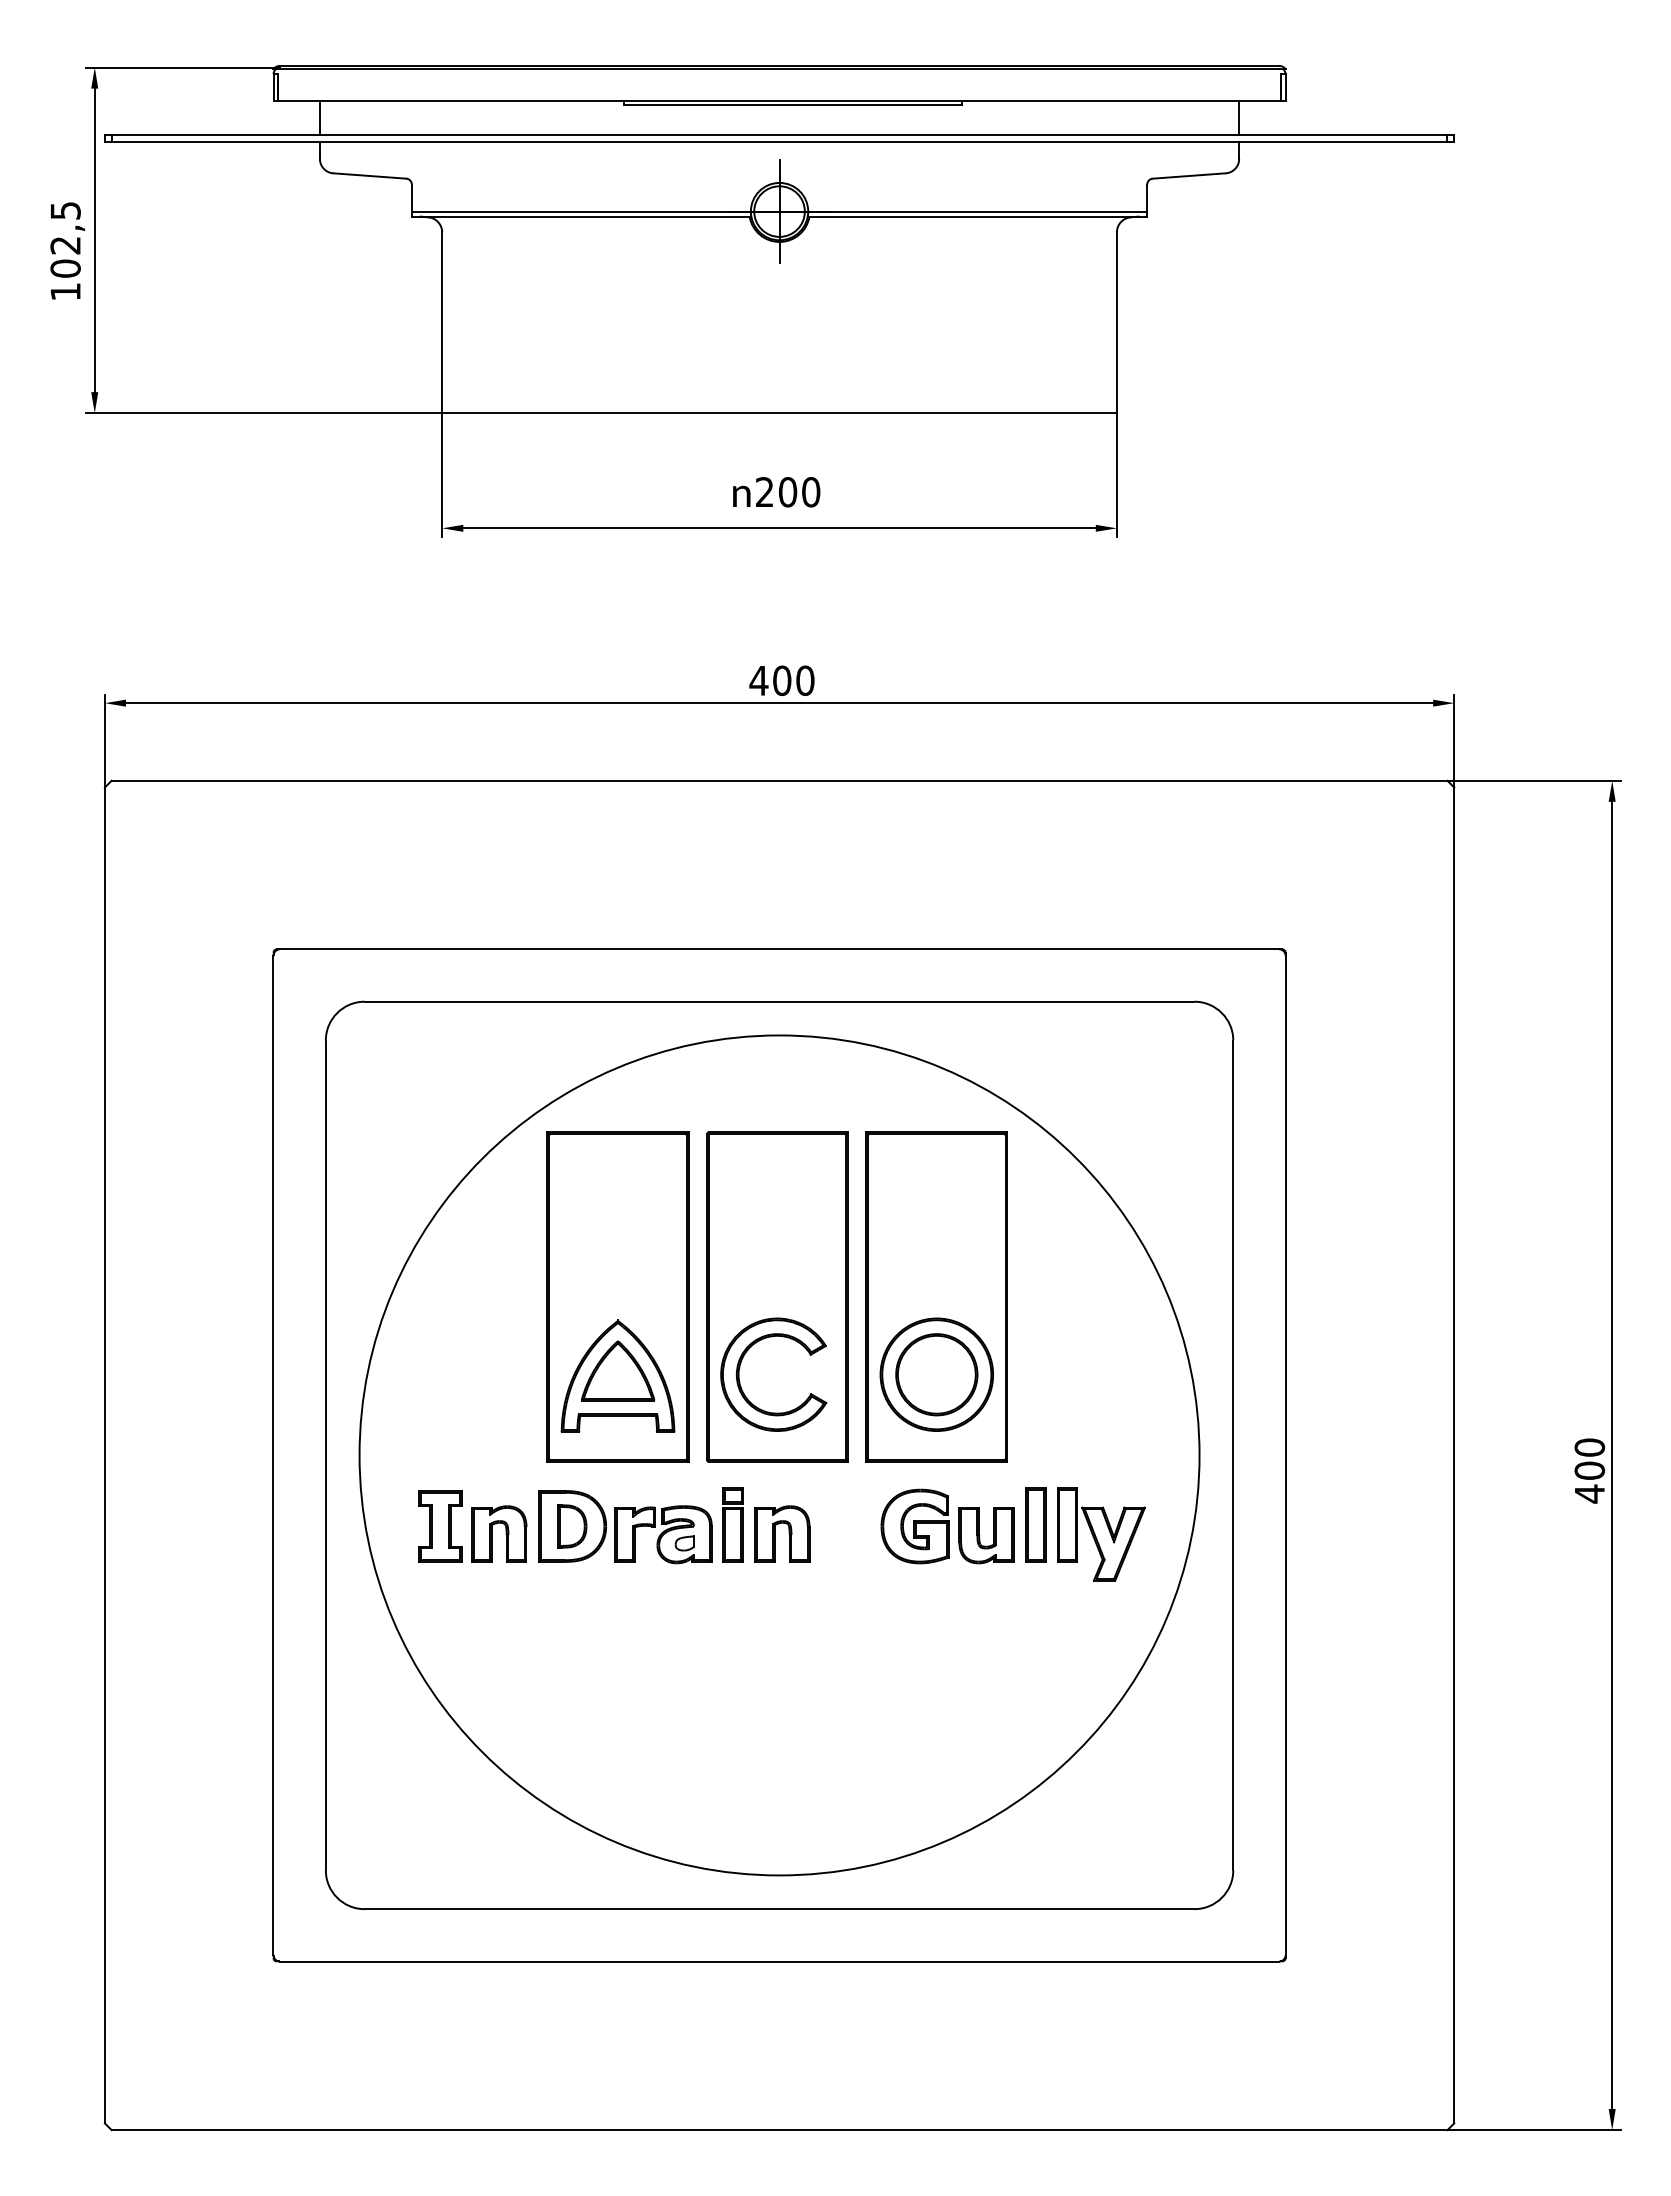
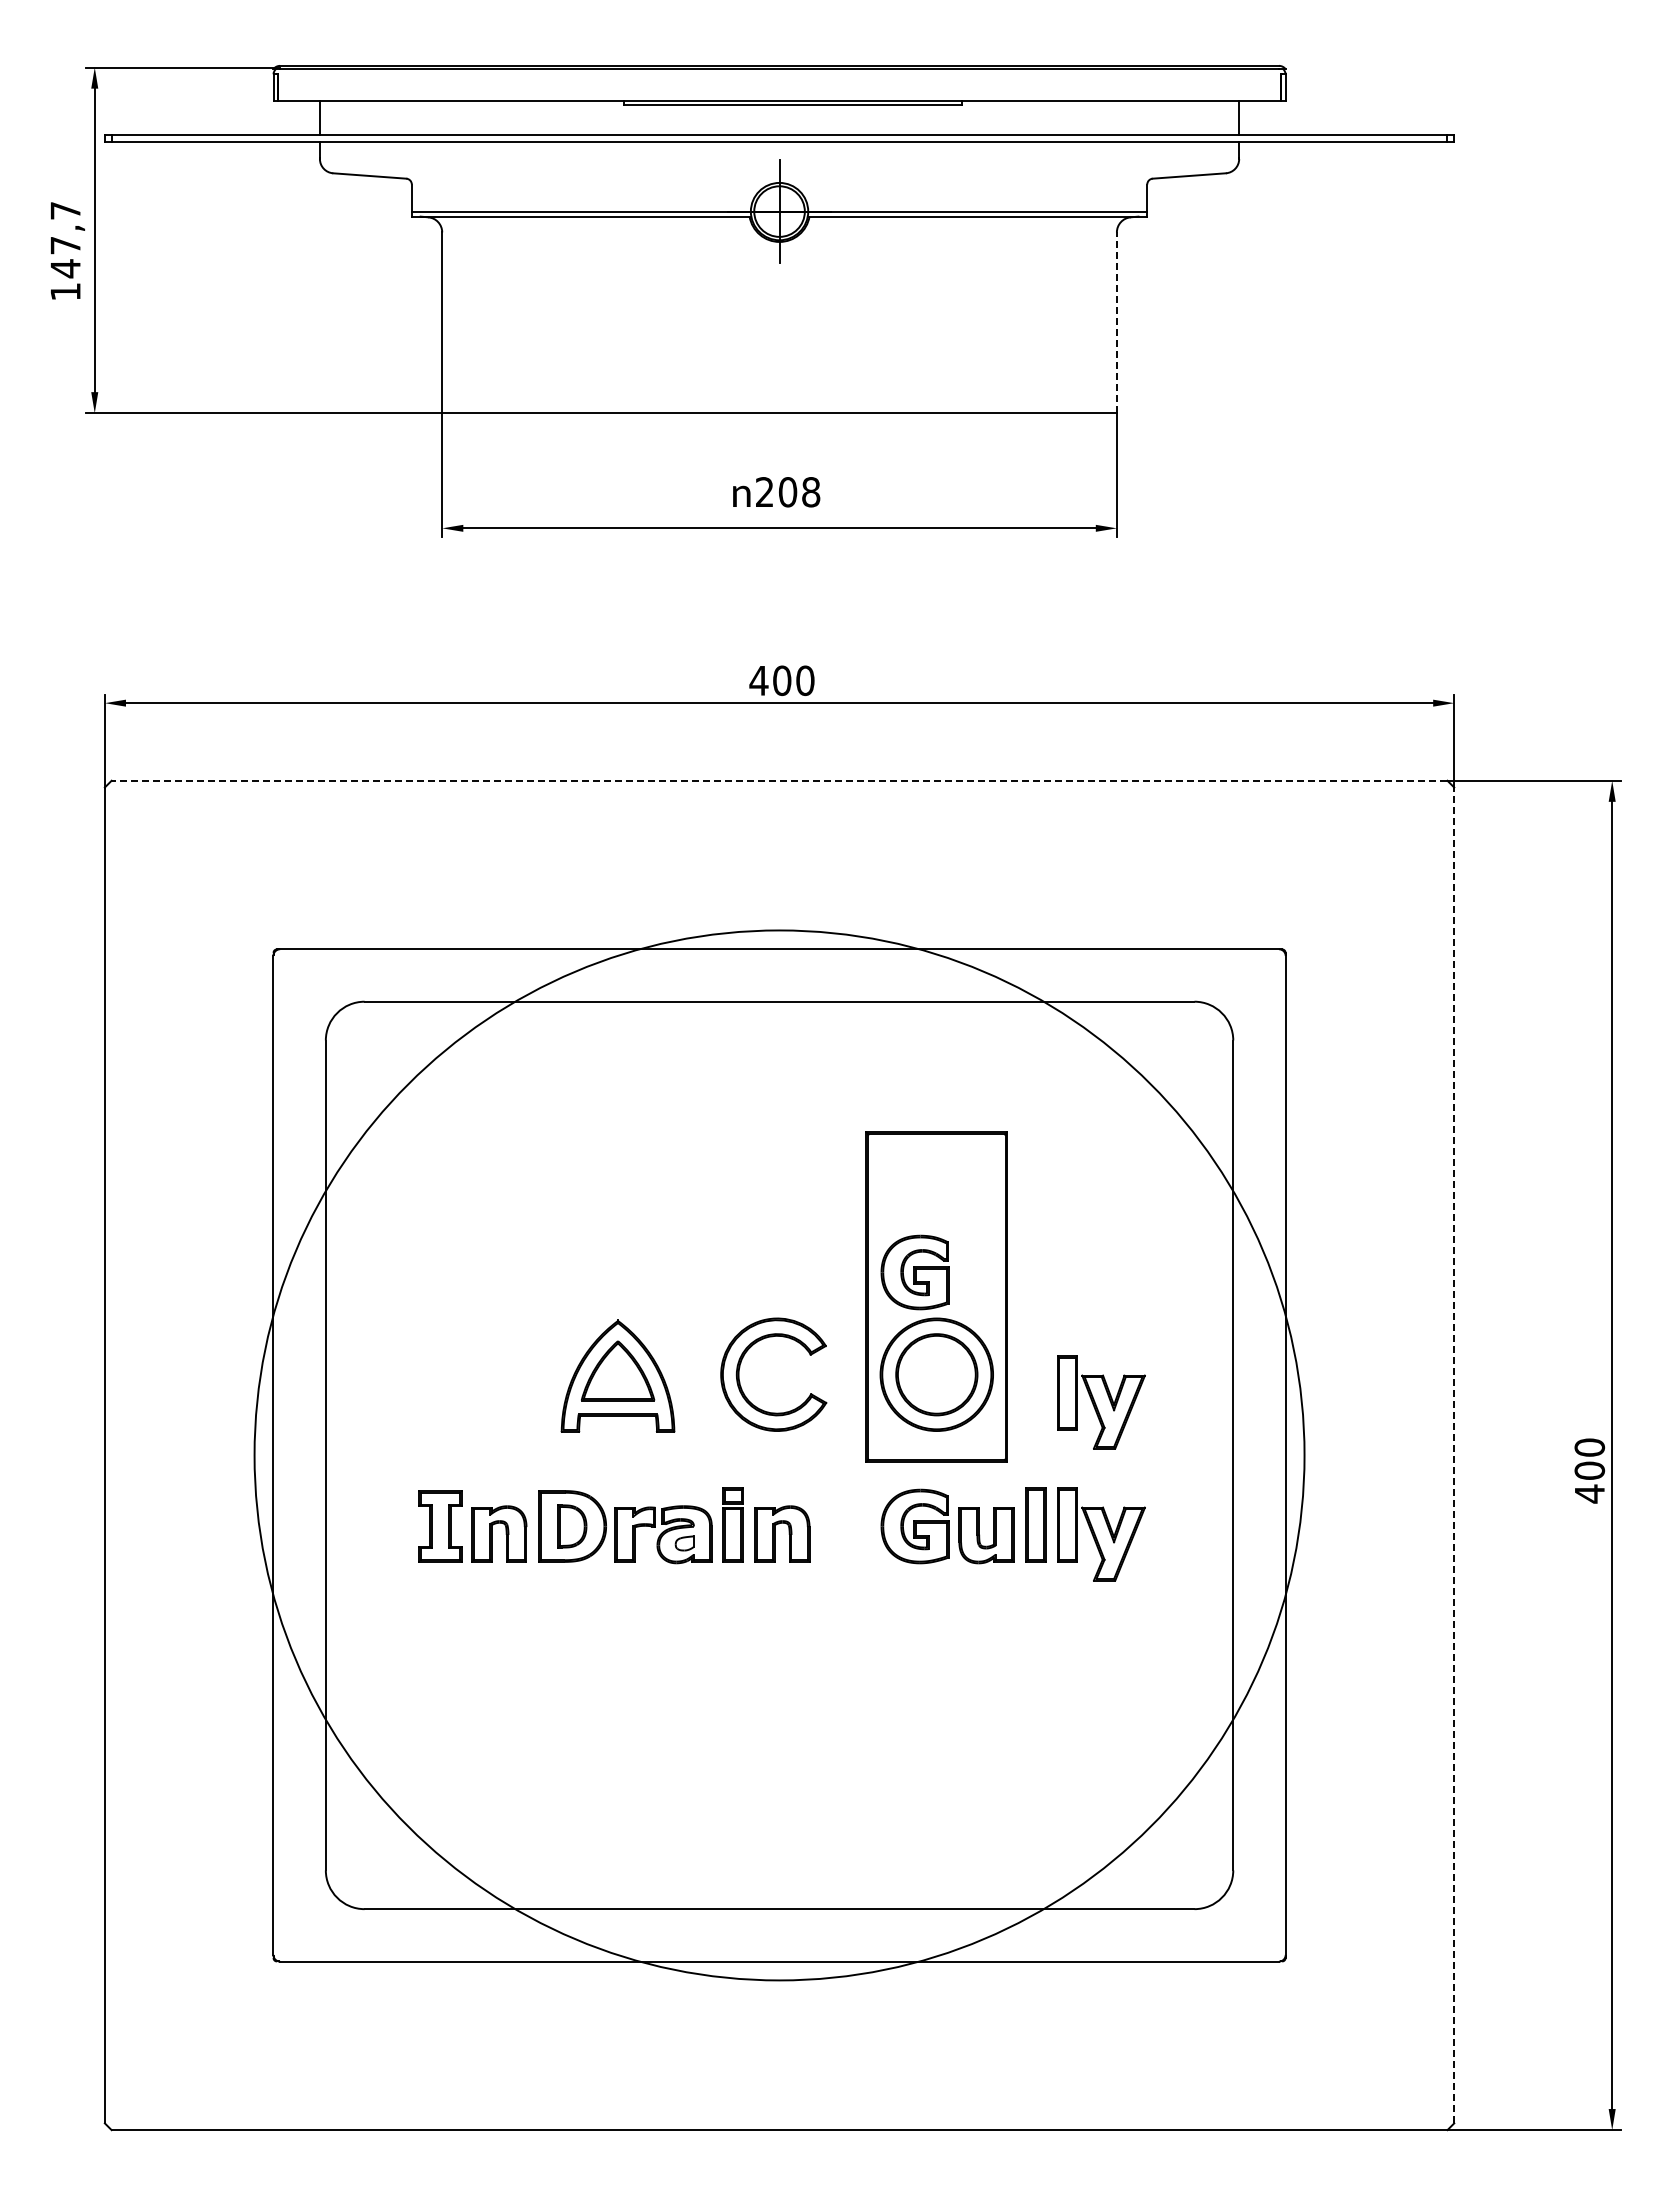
text: 102,5 -> 147,7 (65, 240)
line: solid -> dashed (1116, 322)
text: 200 -> 208 (811, 492)
line: solid -> dashed (779, 780)
part: none -> present (914, 1272)
part: present -> none (617, 1296)
part: present -> none (777, 1296)
part: none -> present (1101, 1402)
circle diameter: 840 px -> 1050 px (779, 1455)
line: solid -> dashed (1454, 1455)
